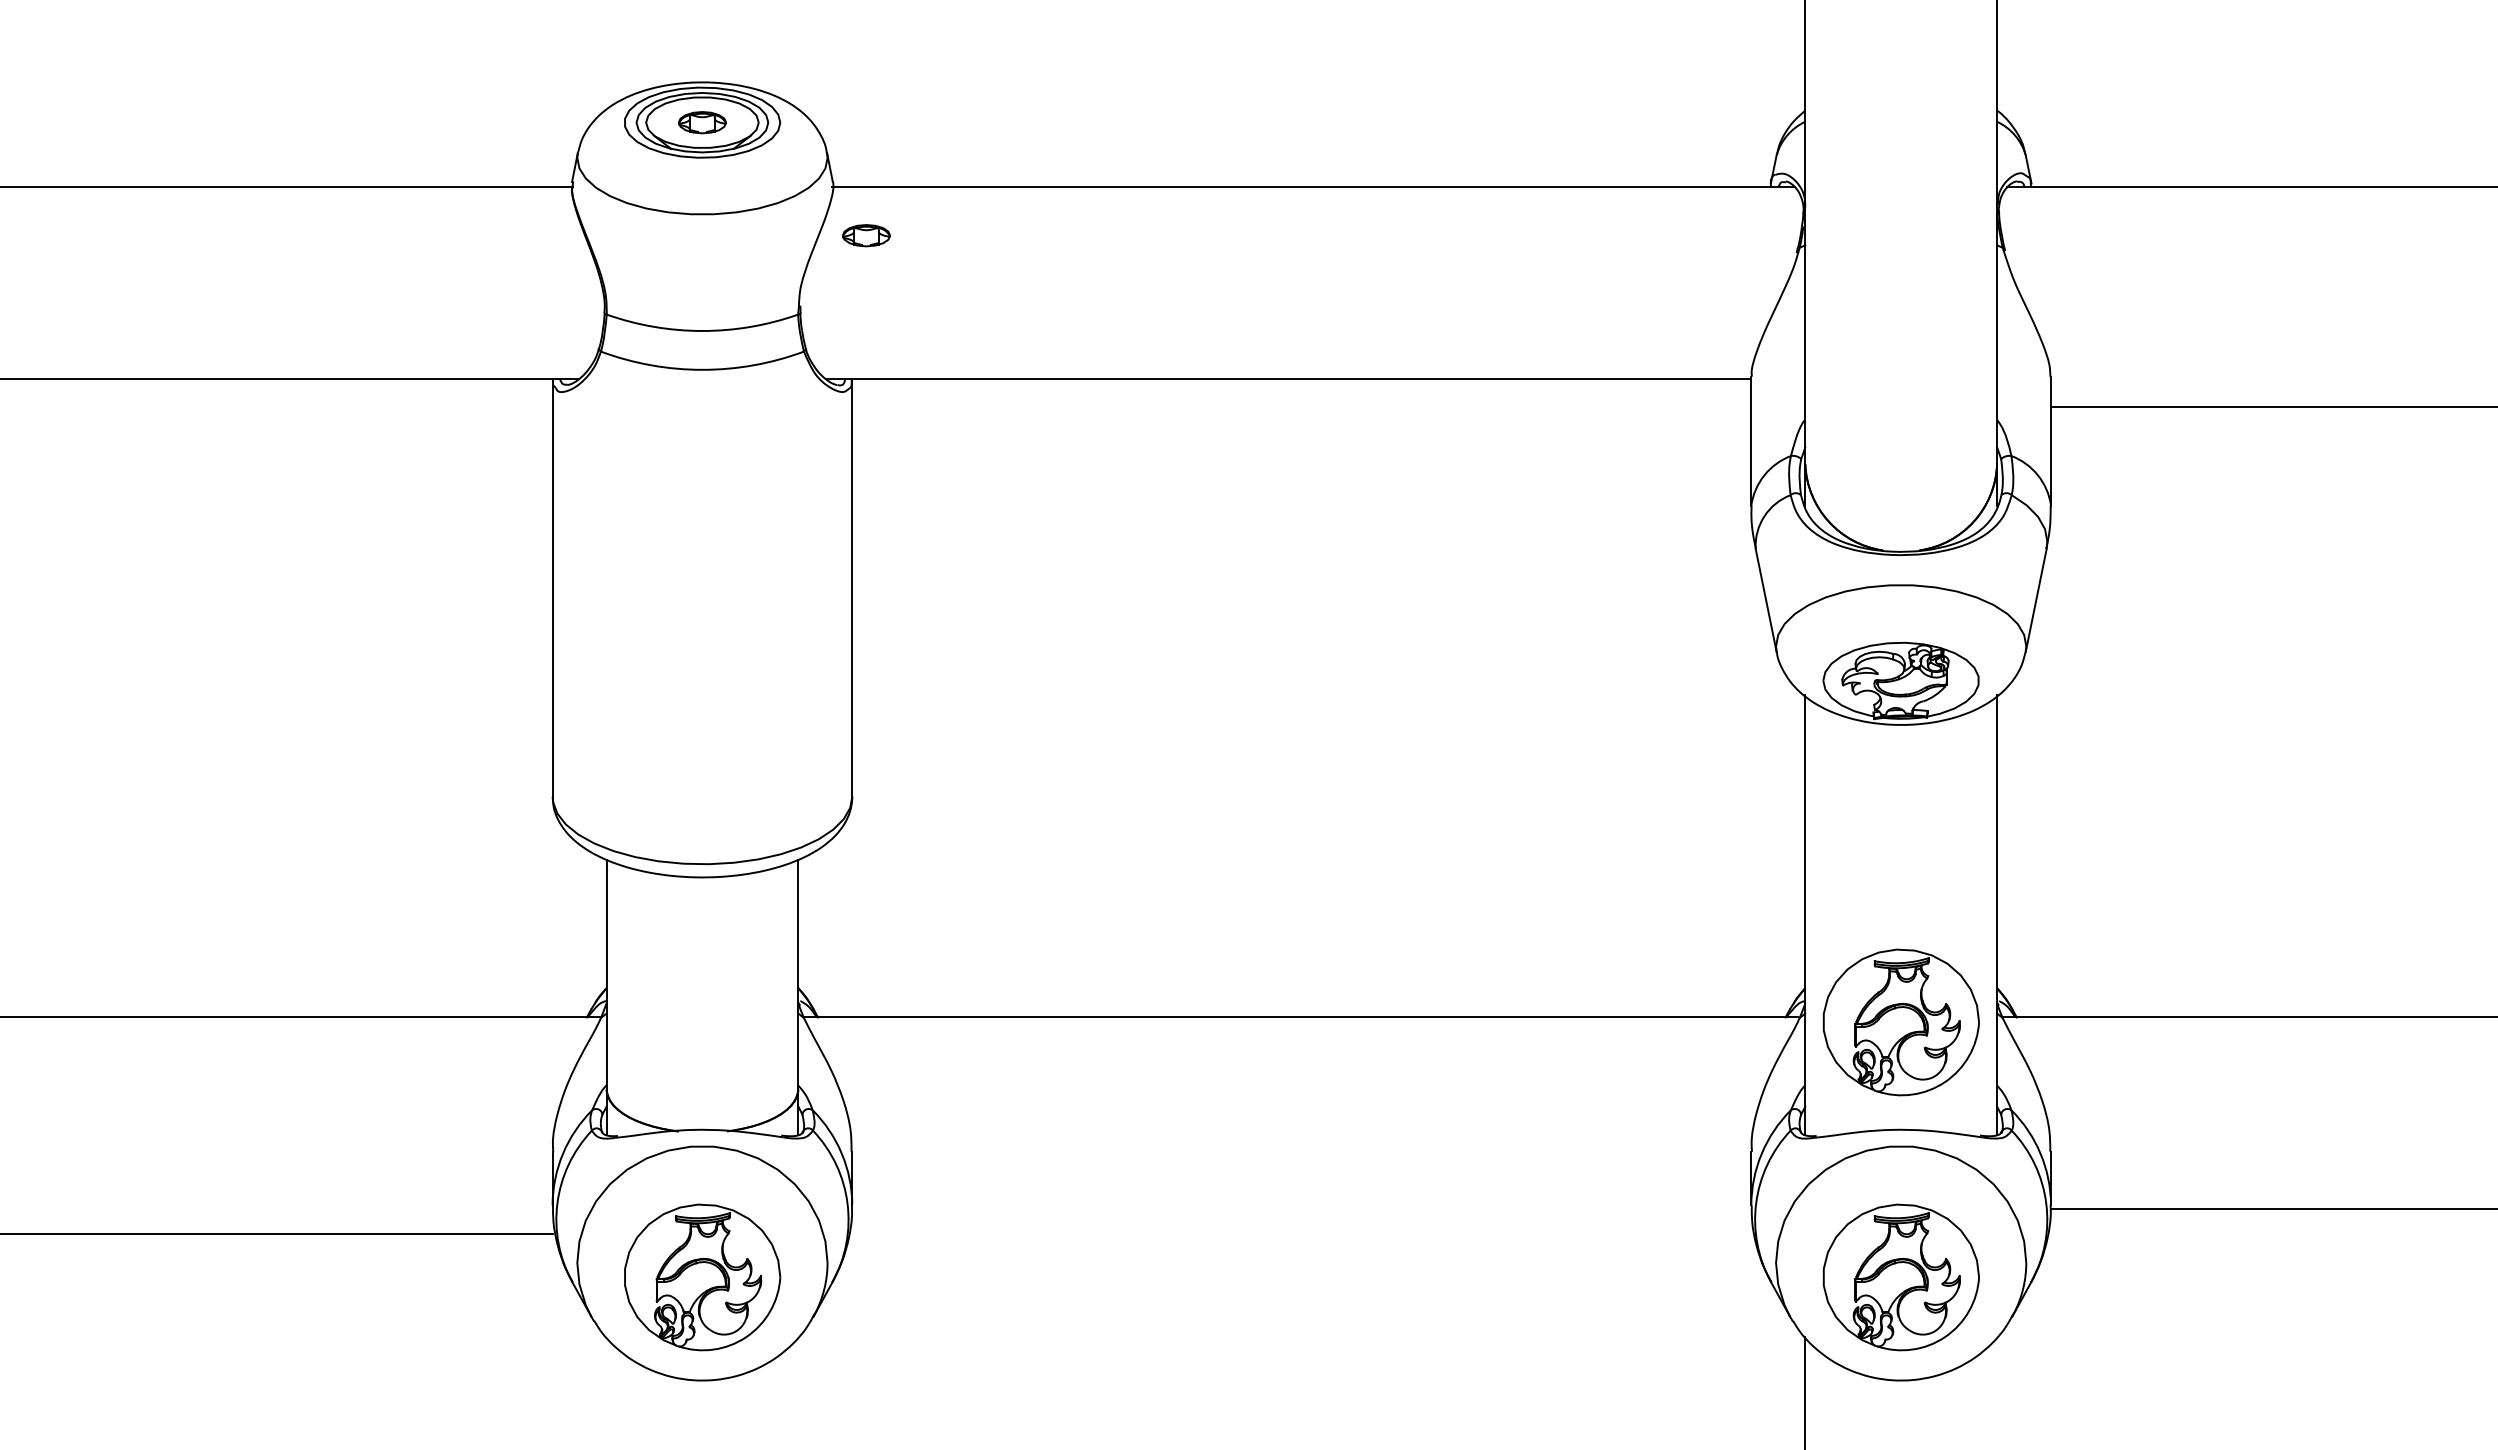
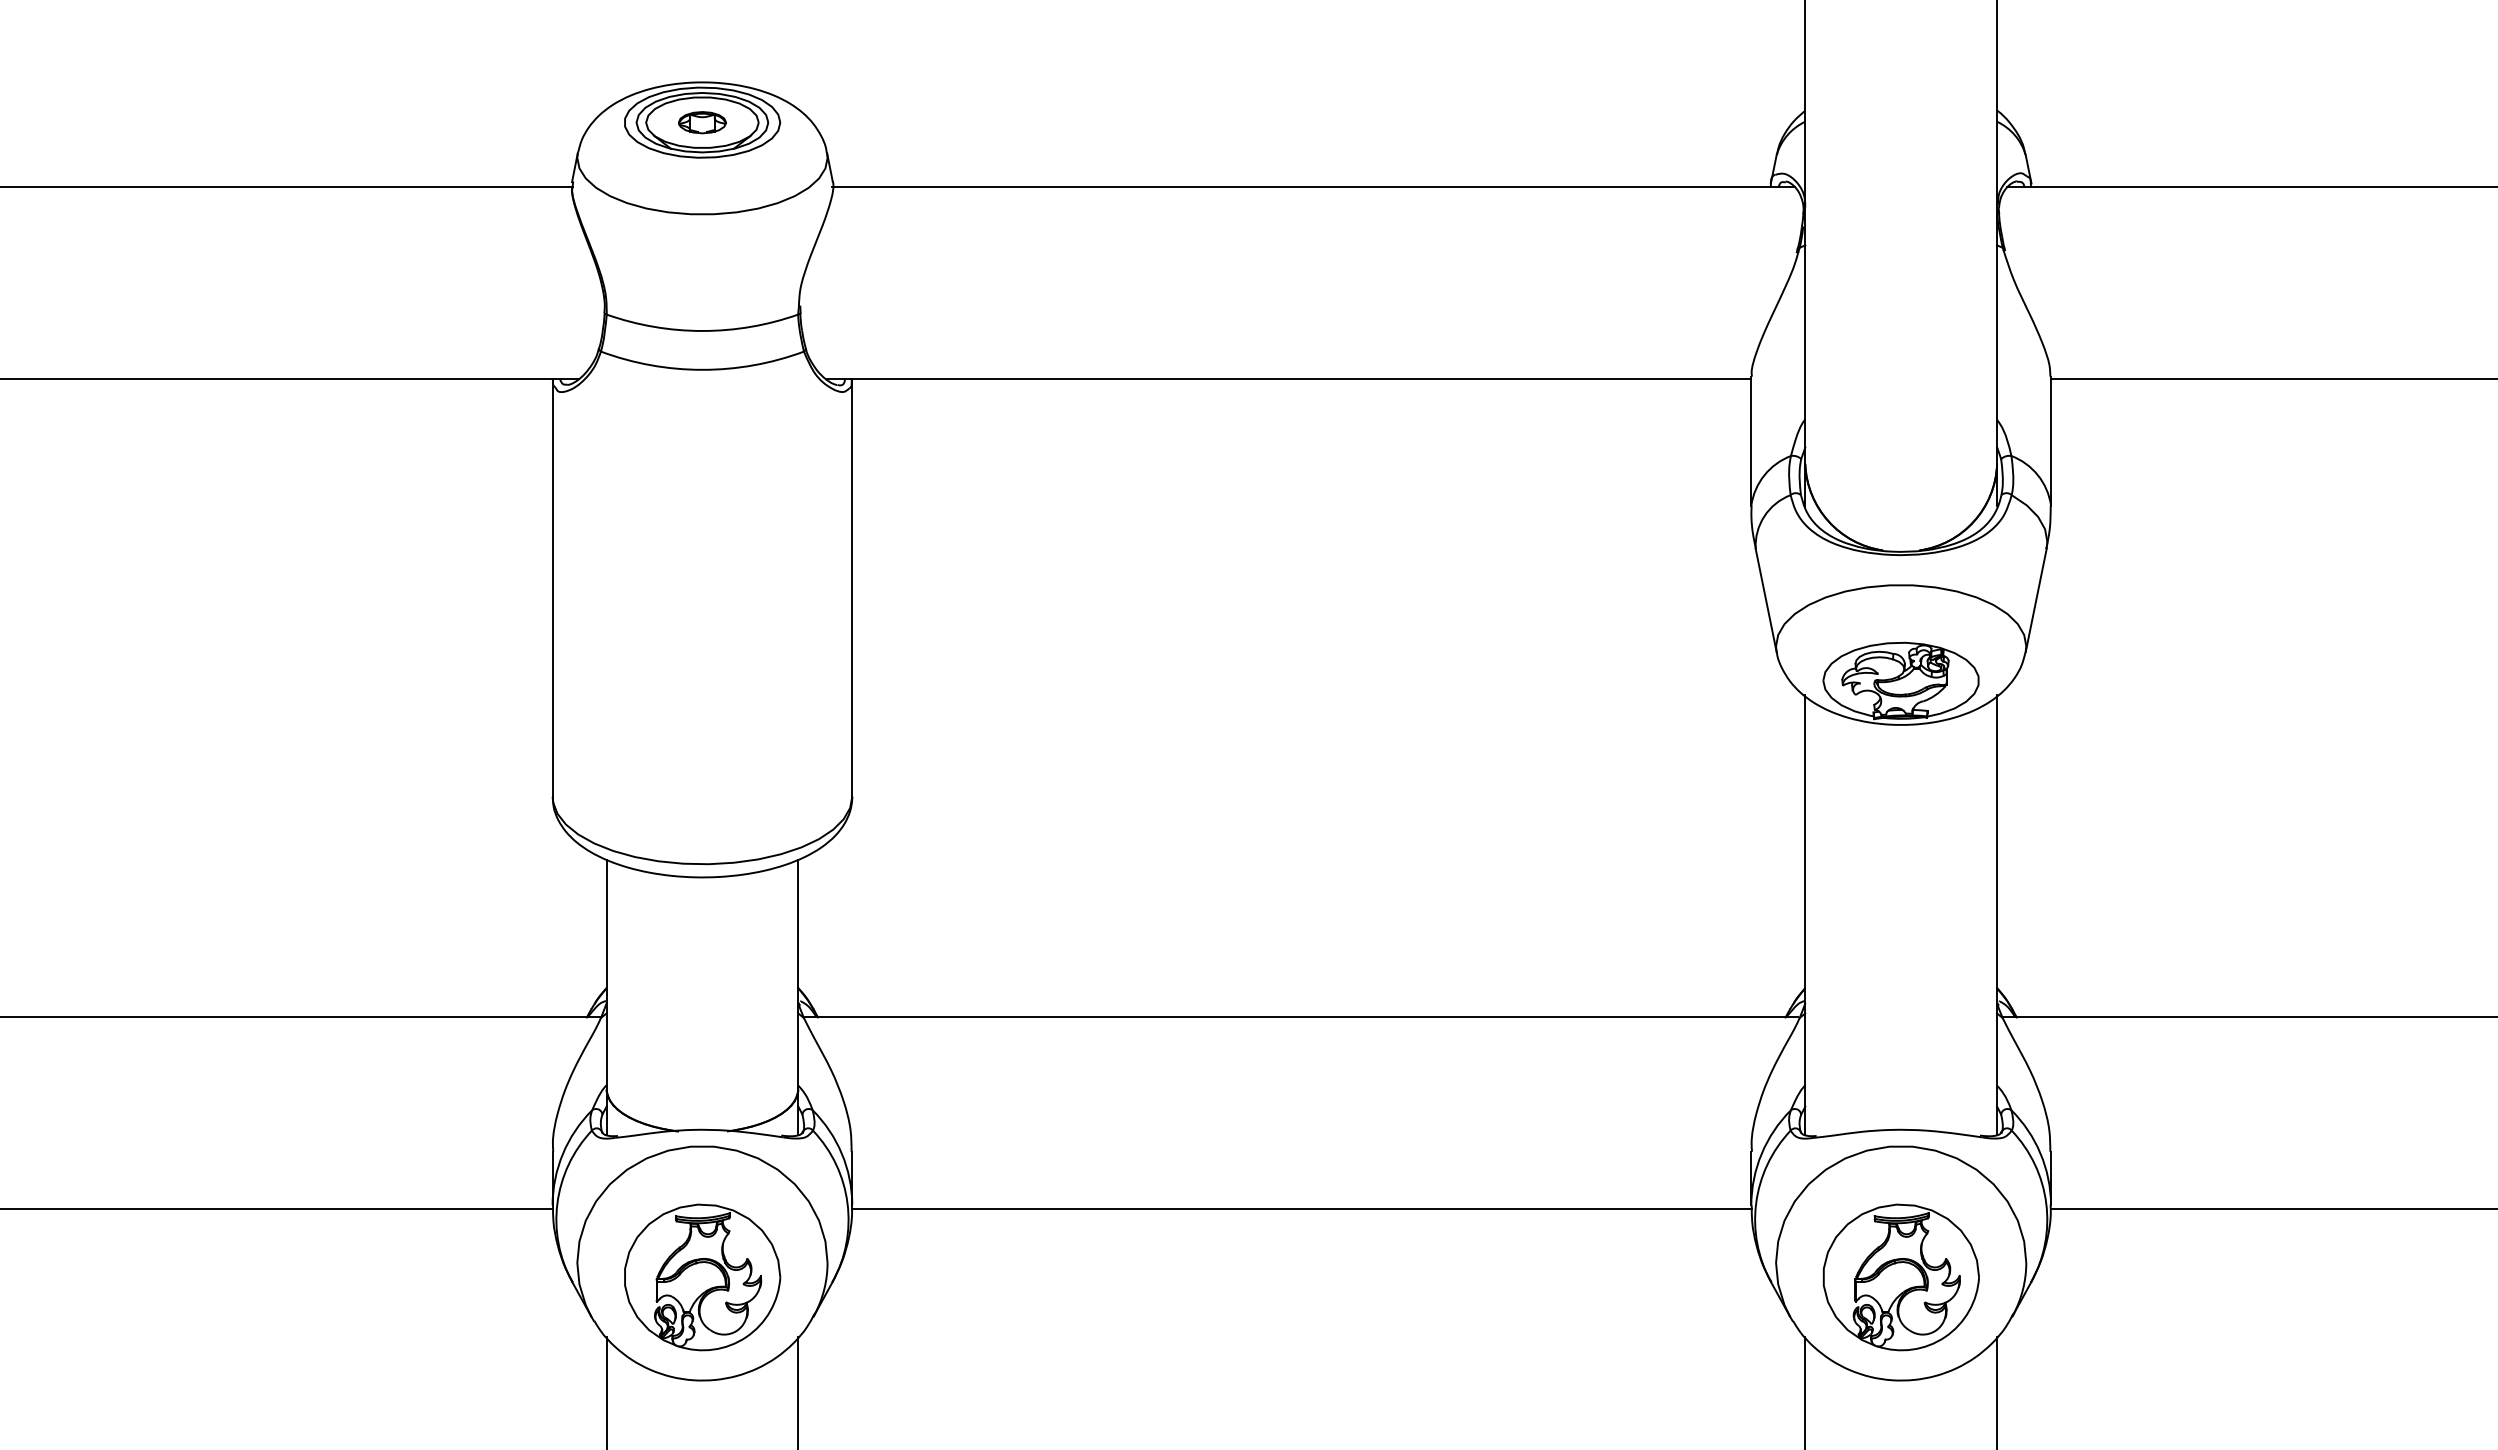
part: present -> none (866, 235)
line position: (2272, 407) -> (2272, 379) (2272, 379)
part: present -> none (1900, 1022)
line: none -> present (1301, 1209)
line position: (277, 1234) -> (277, 1209) (277, 1209)
line: none -> present (606, 1391)
line: none -> present (798, 1391)
line: none -> present (1997, 1391)
